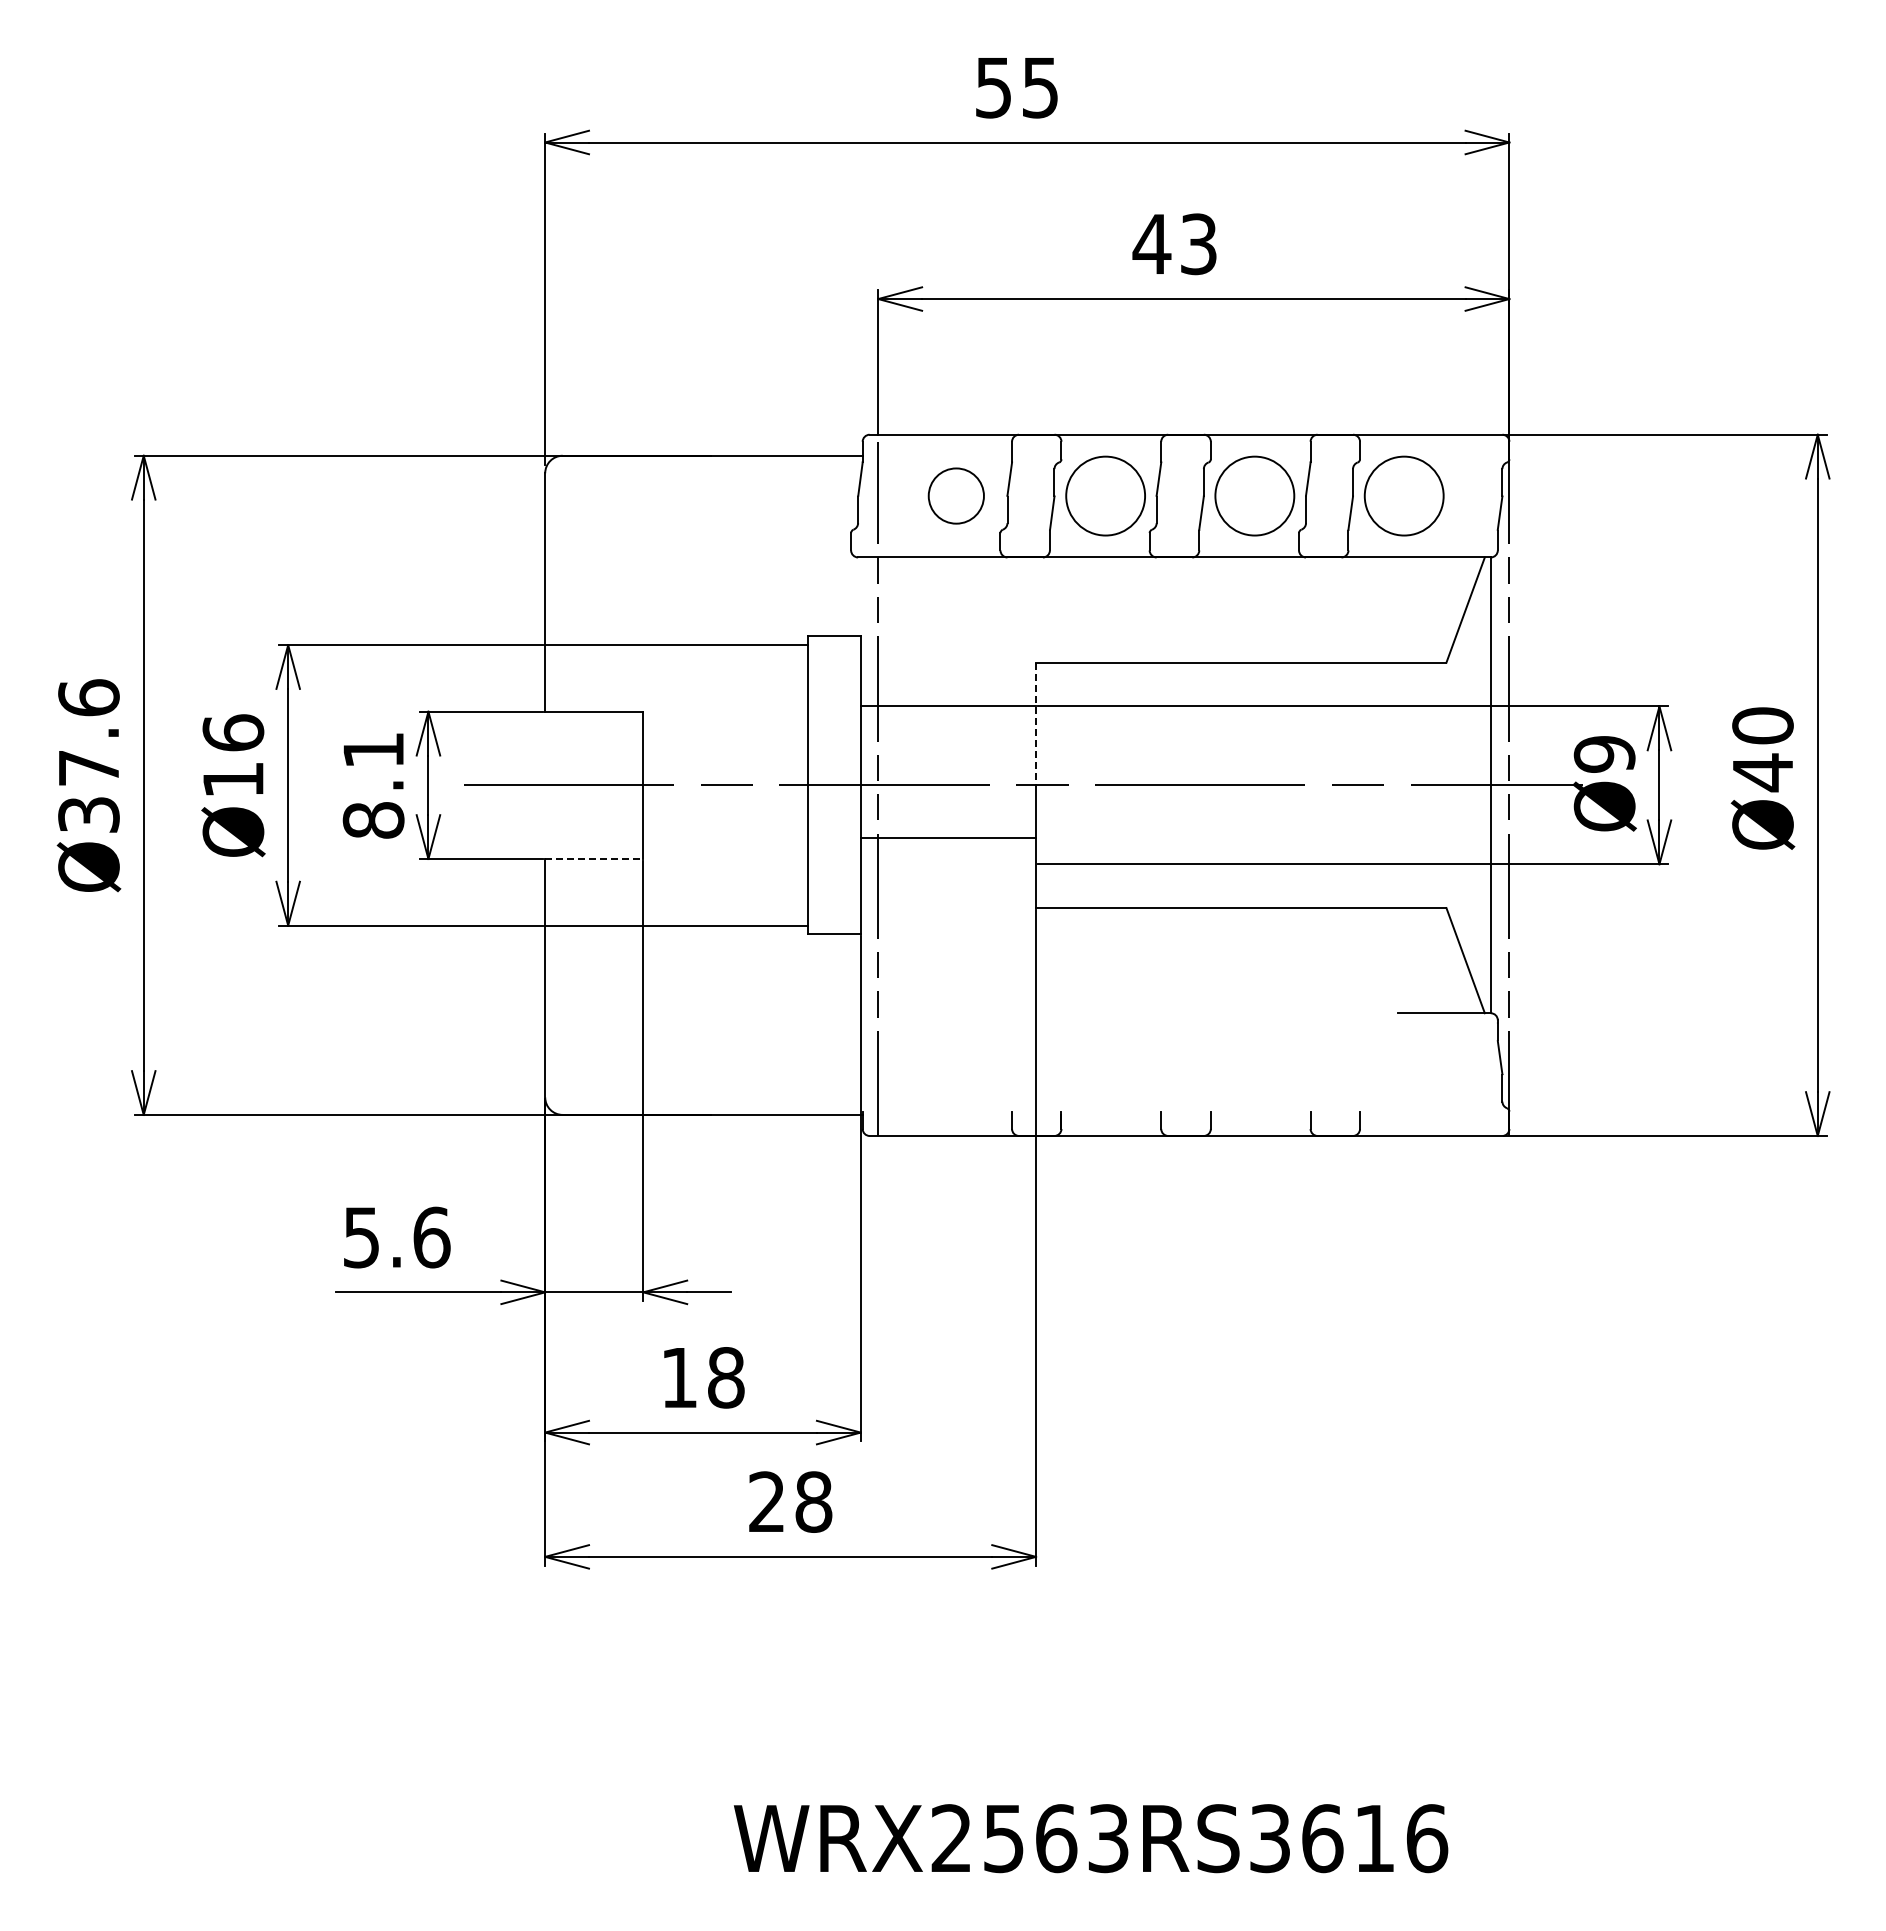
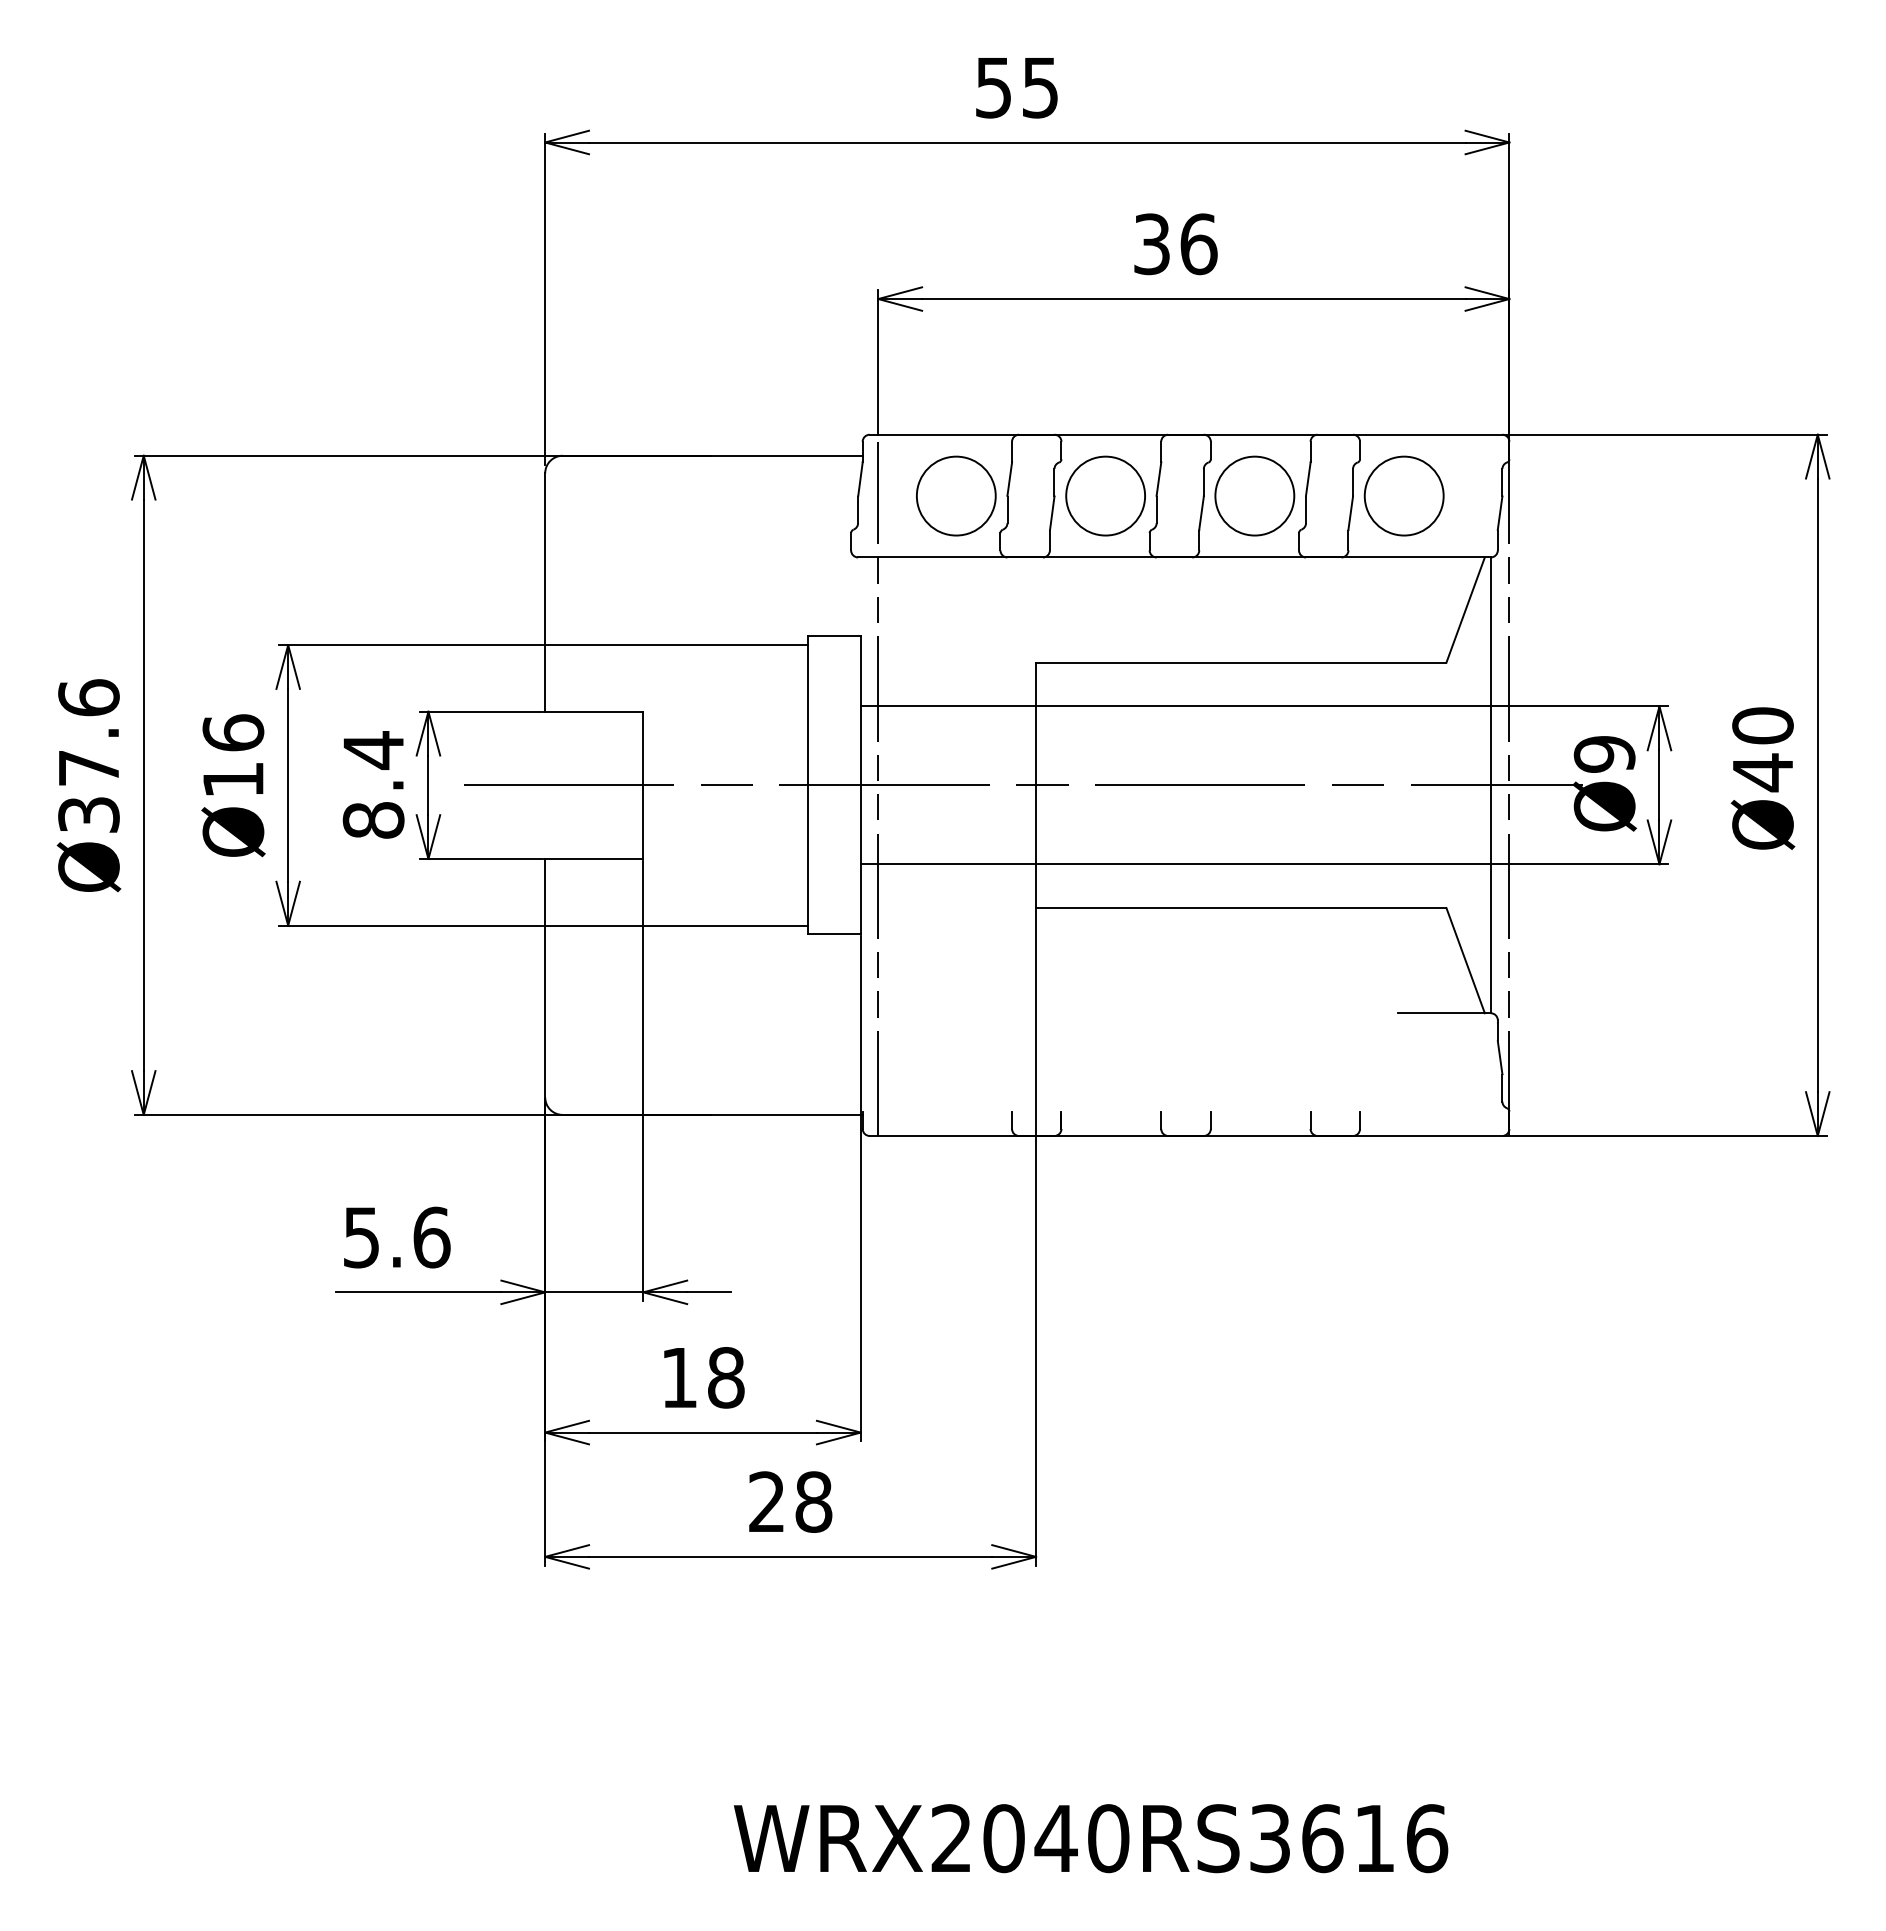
text: 43 -> 36 (1174, 244)
circle size: 58x58 px -> 81x82 px (956, 495)
line: dashed -> solid (1036, 724)
text: 8.1 -> 8.4 (373, 750)
line position: (948, 838) -> (948, 864) (948, 864)
line: dashed -> solid (594, 858)
text: WRX2563RS3616 -> WRX2040RS3616 (1056, 1838)
